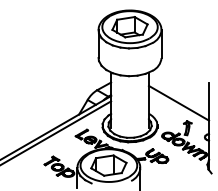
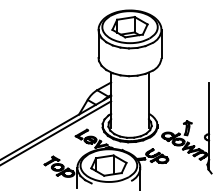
line: present -> none (178, 102)
